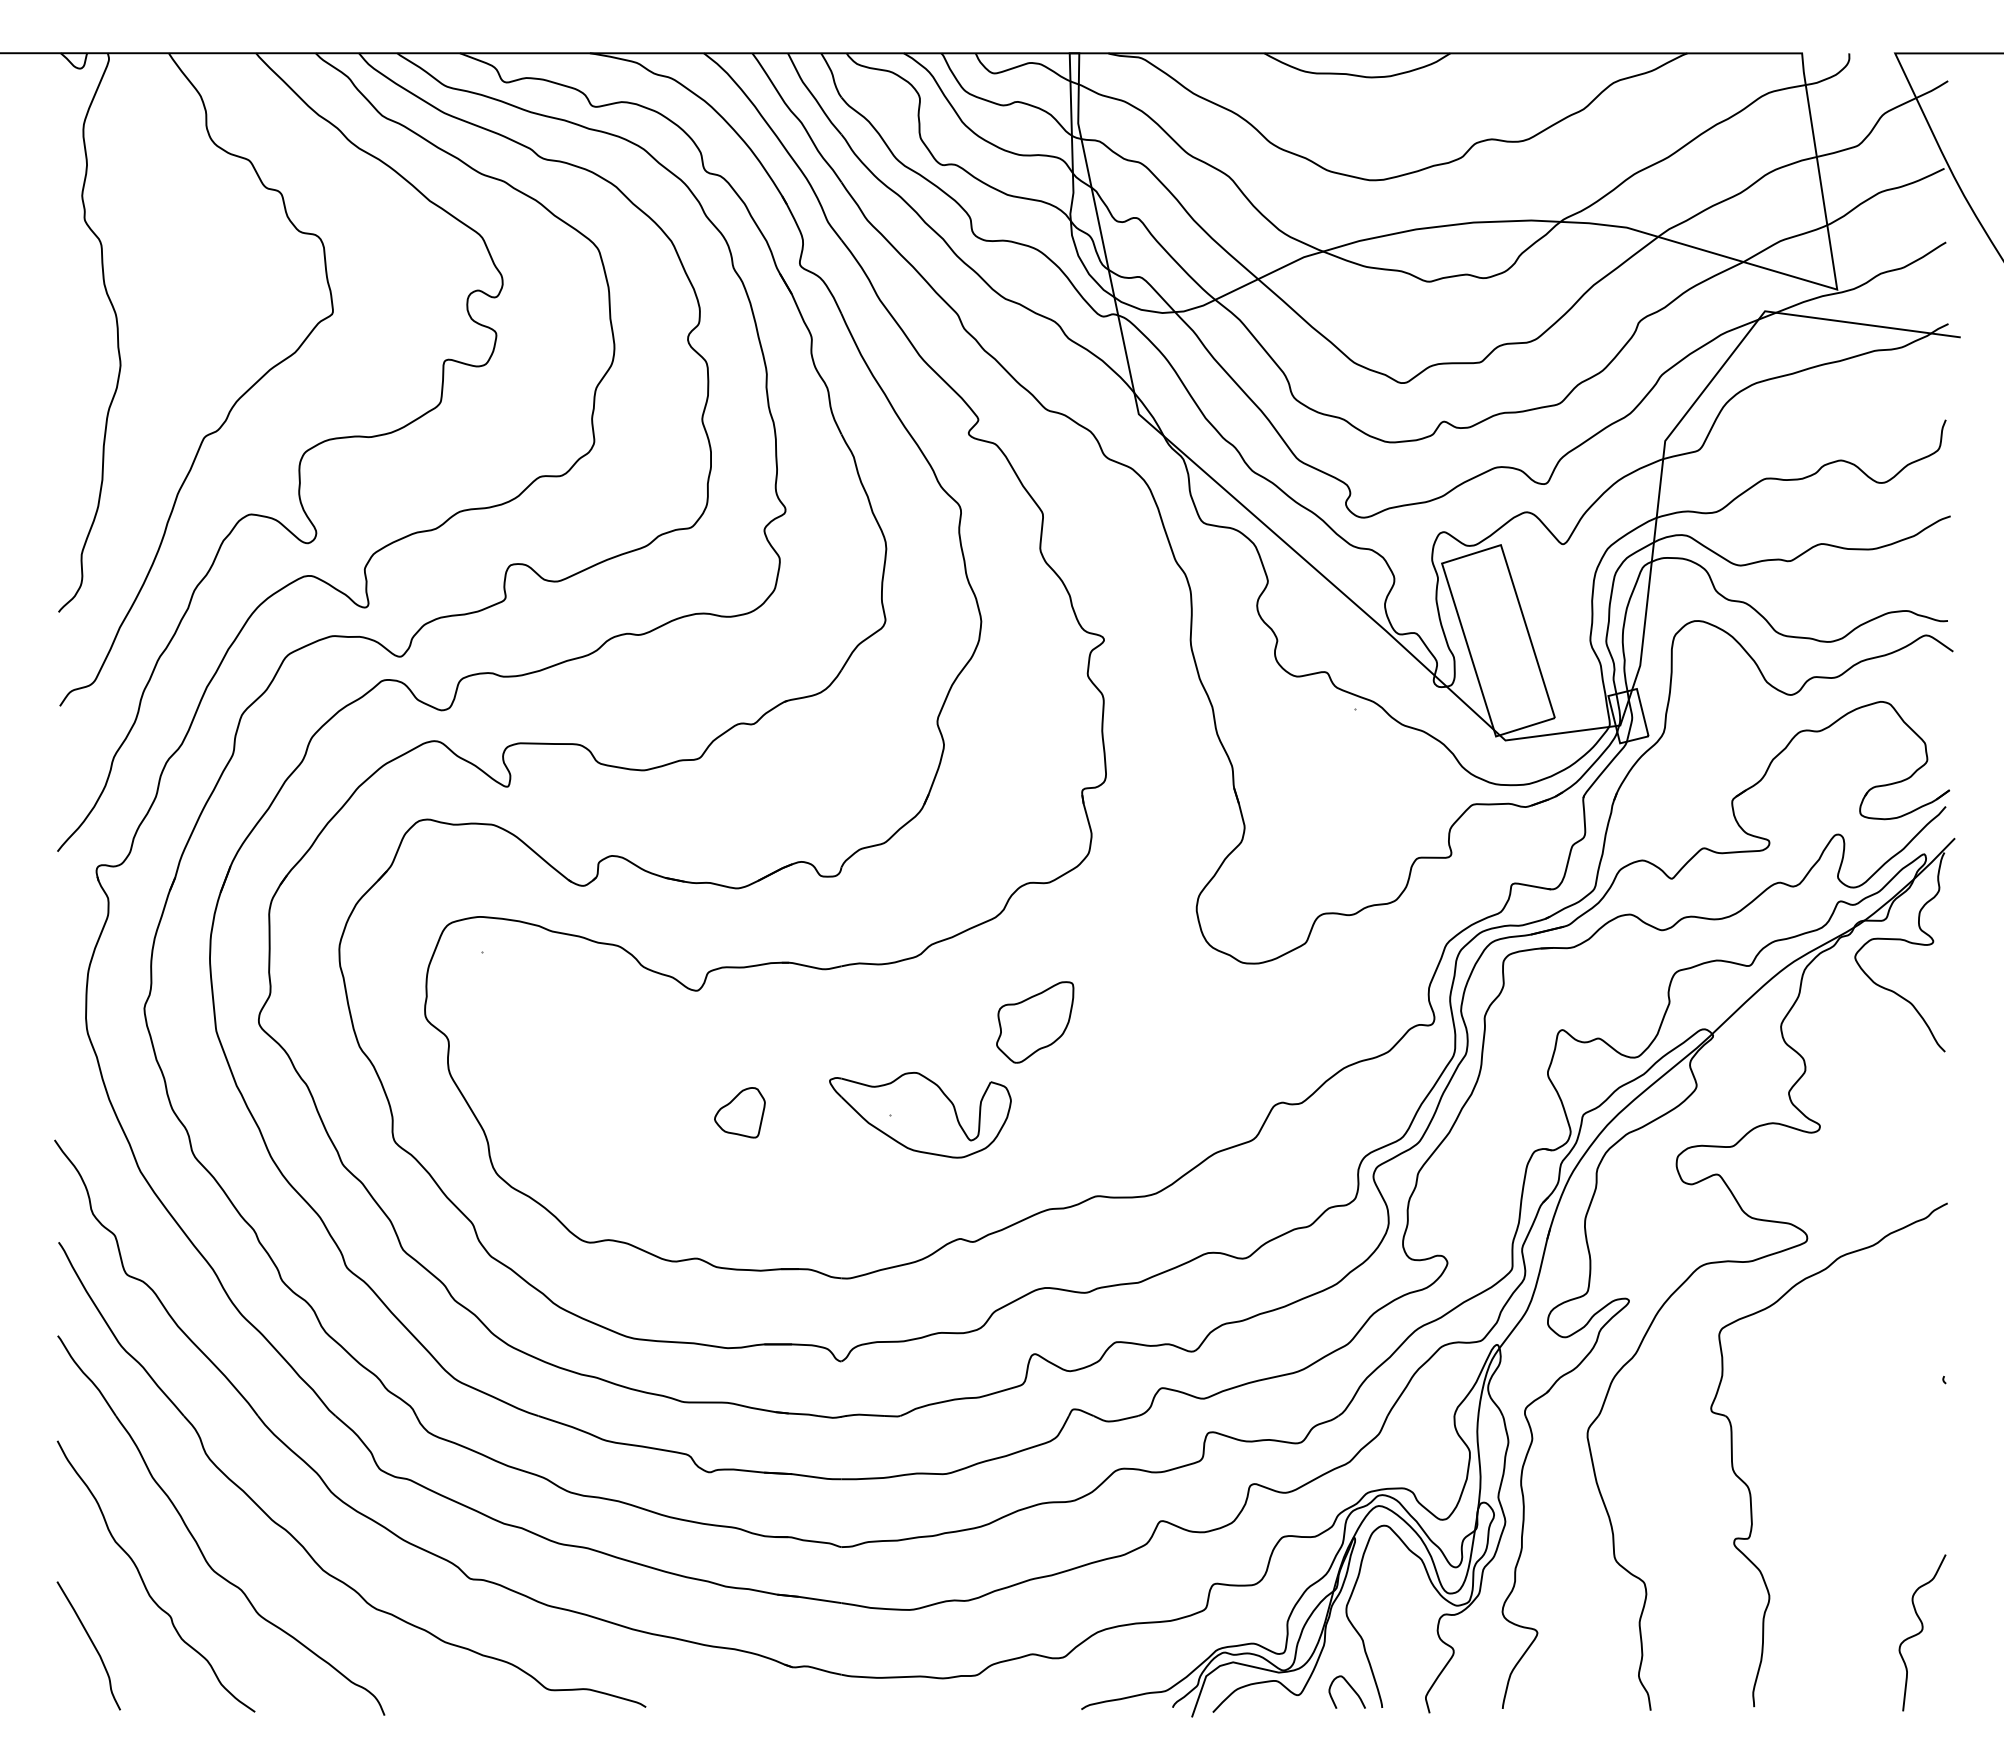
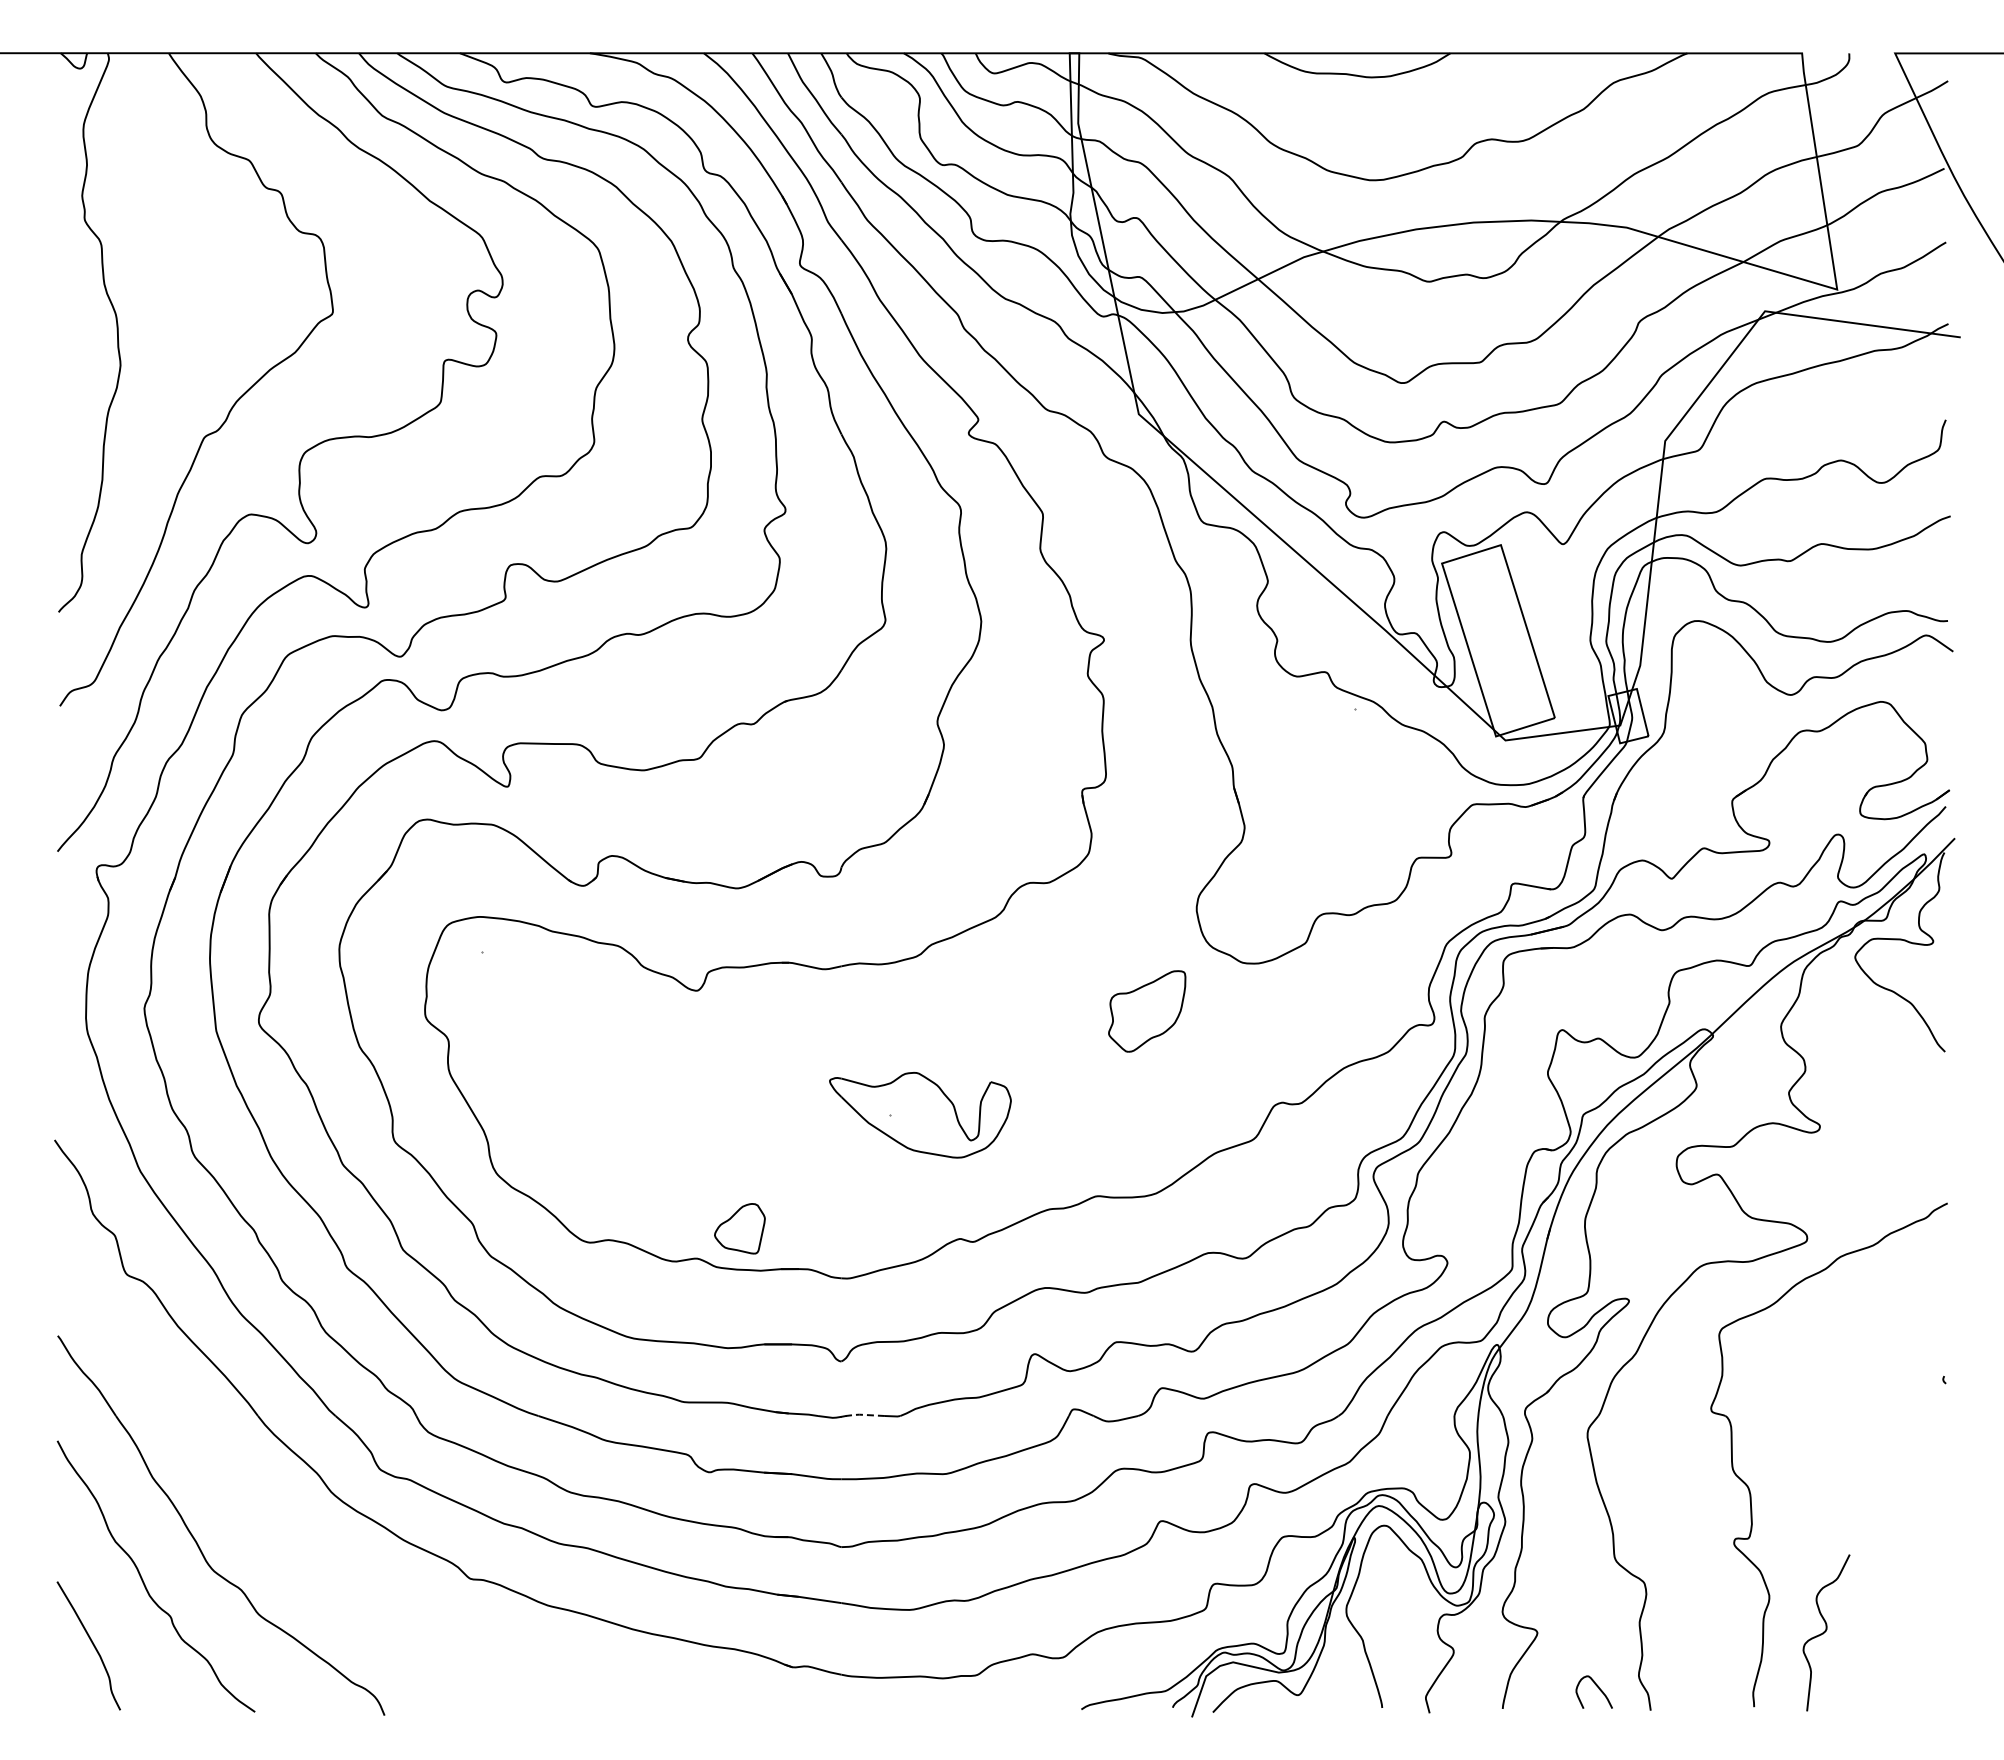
part position: (1035, 1022) -> (1147, 1011) (1147, 1011)
part position: (739, 1112) -> (739, 1228) (739, 1228)
line: solid -> dashed (863, 1414)
part: present -> none (292, 1534)
curve position: (1922, 1631) -> (1826, 1631) (1826, 1631)
curve position: (1350, 1687) -> (1597, 1687) (1597, 1687)
